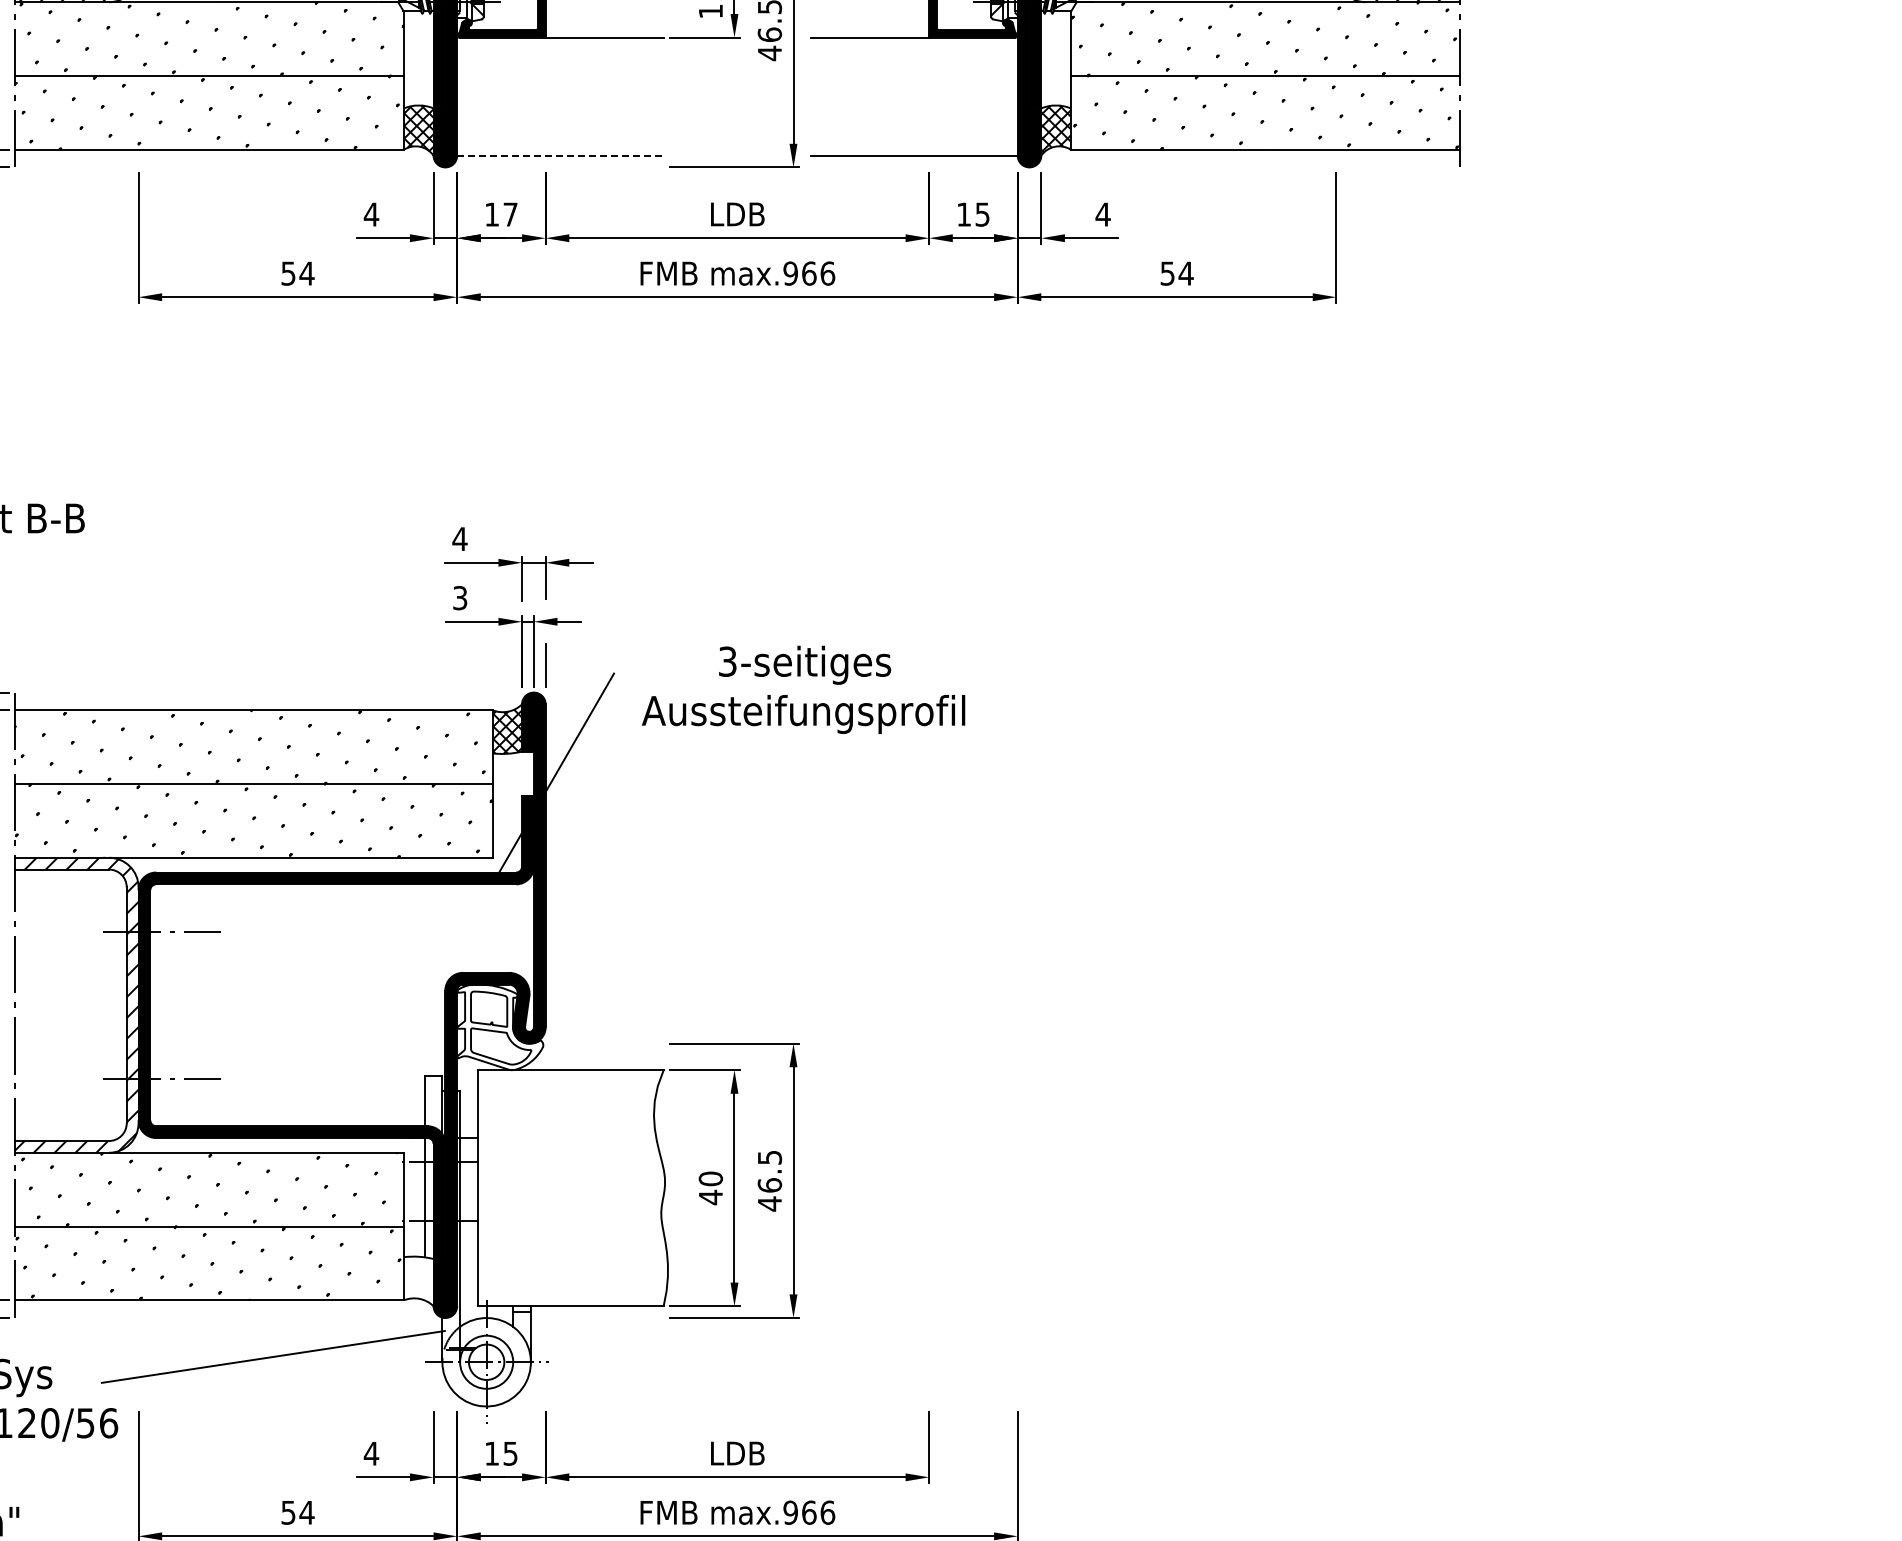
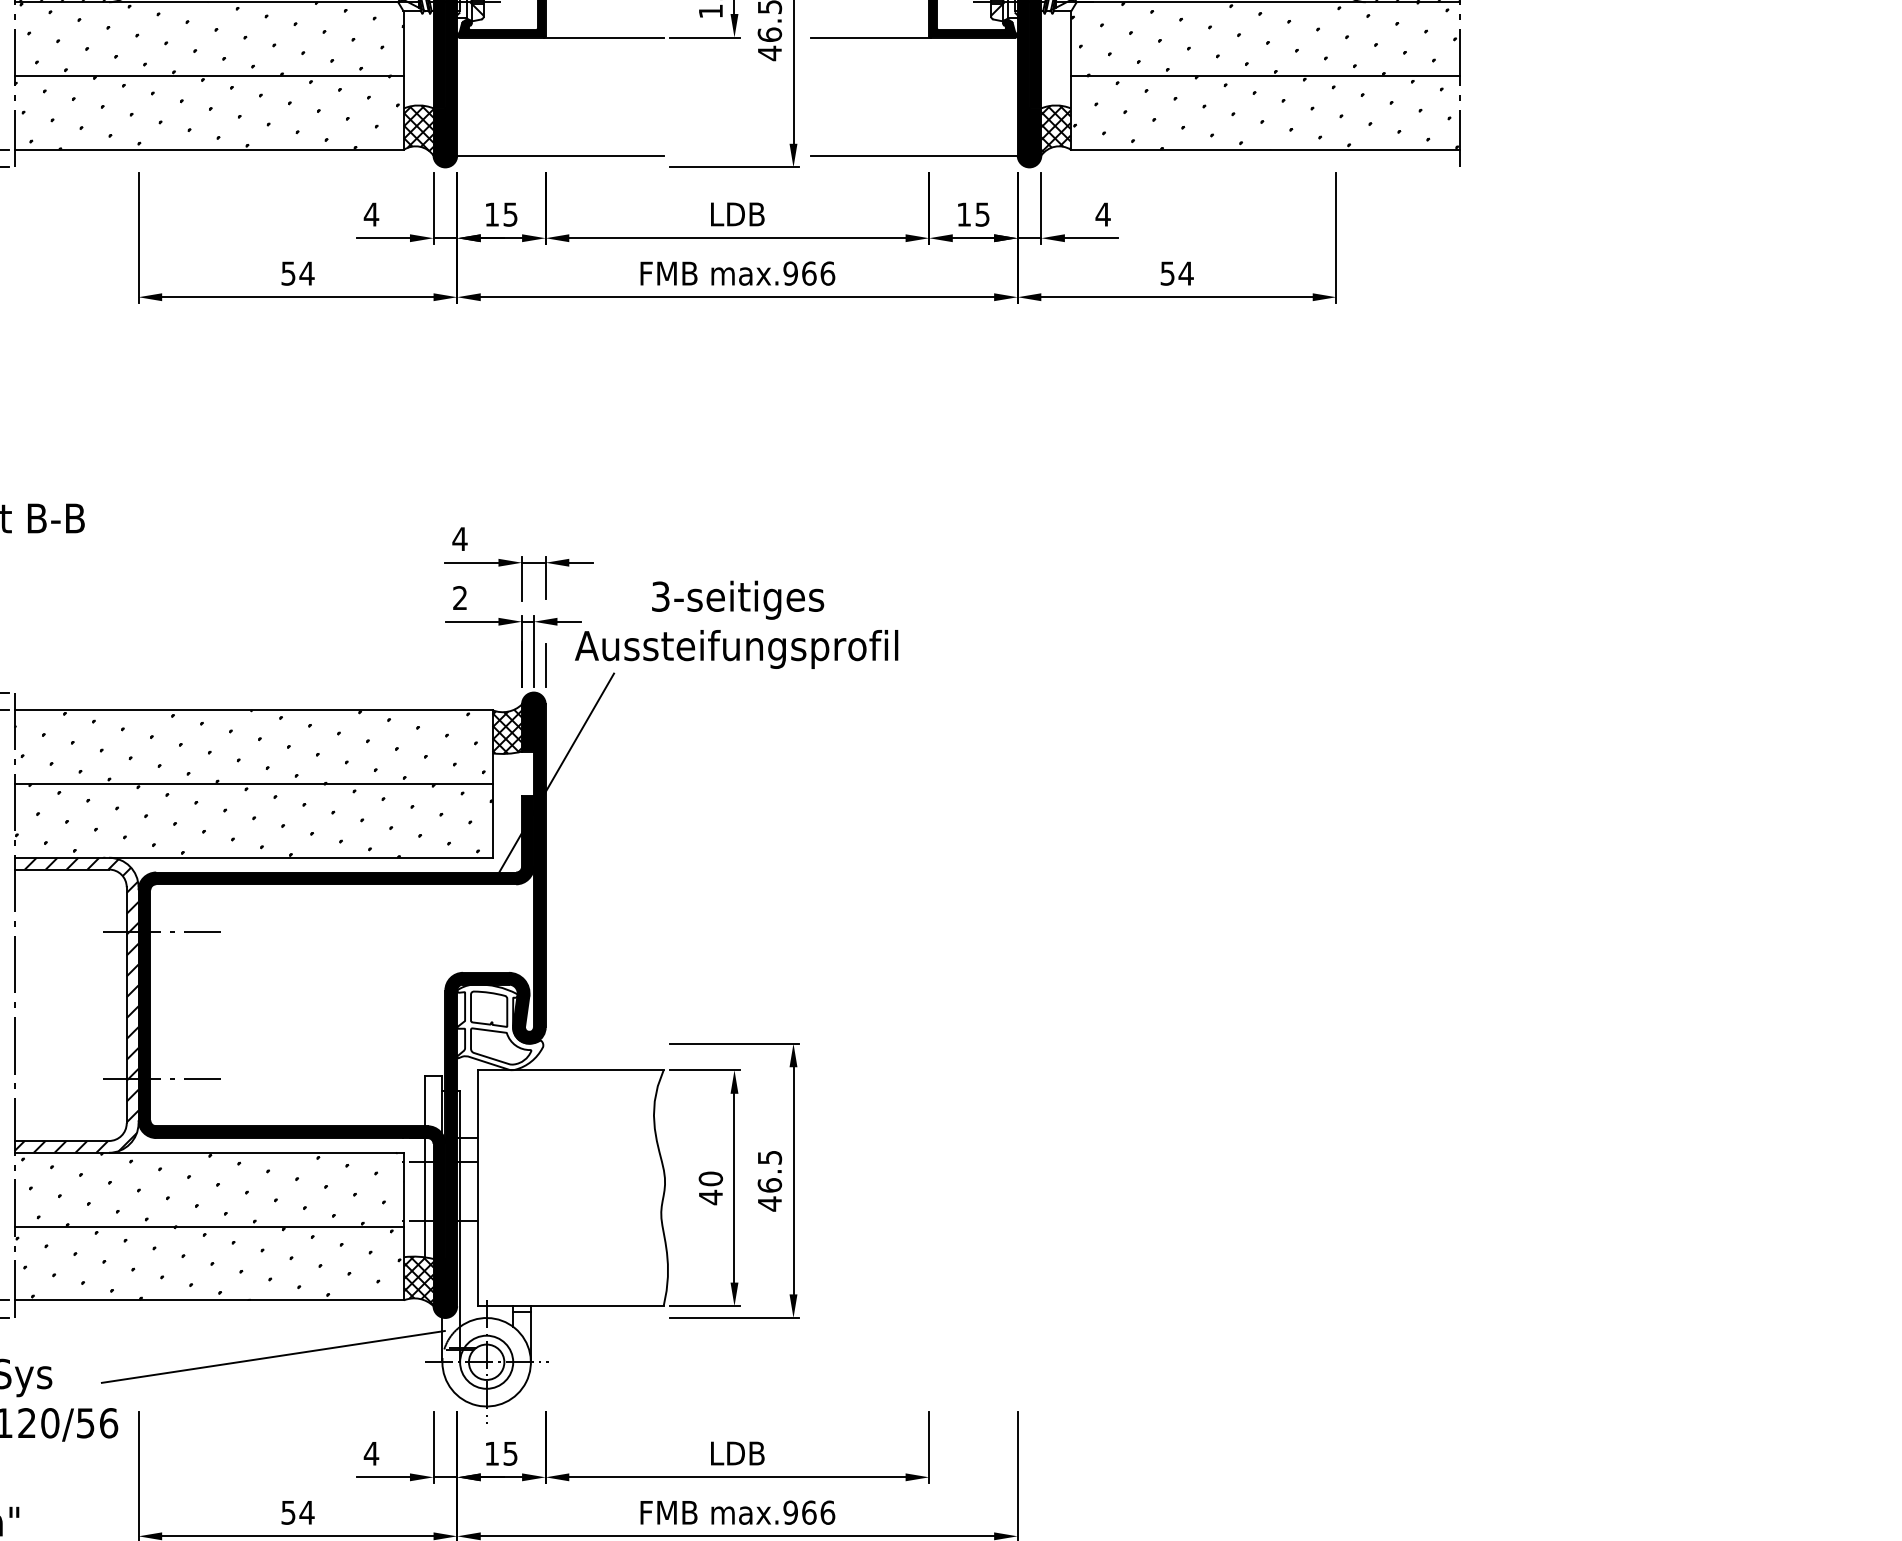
line: dashed -> solid (560, 155)
text: 17 -> 15 (510, 214)
text: 3 -> 2 (460, 598)
text position: (803, 689) -> (736, 624) (736, 624)
hatch: none -> present (418, 1280)
